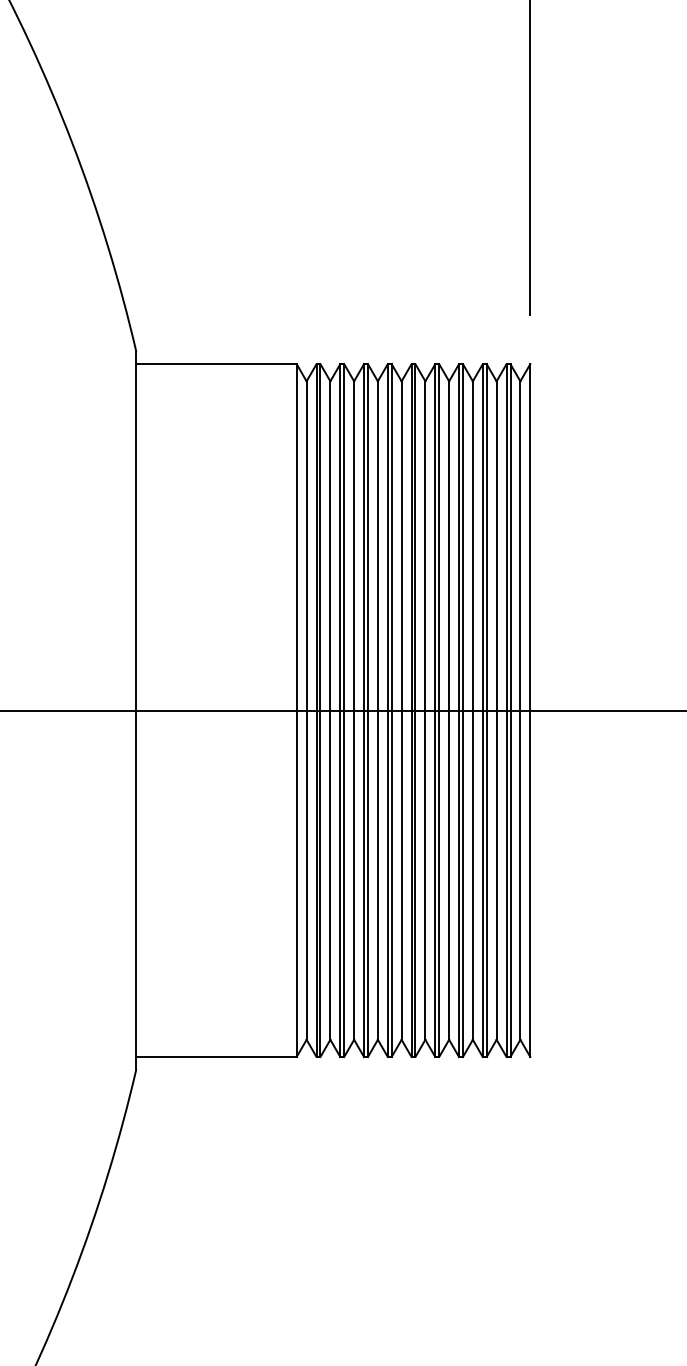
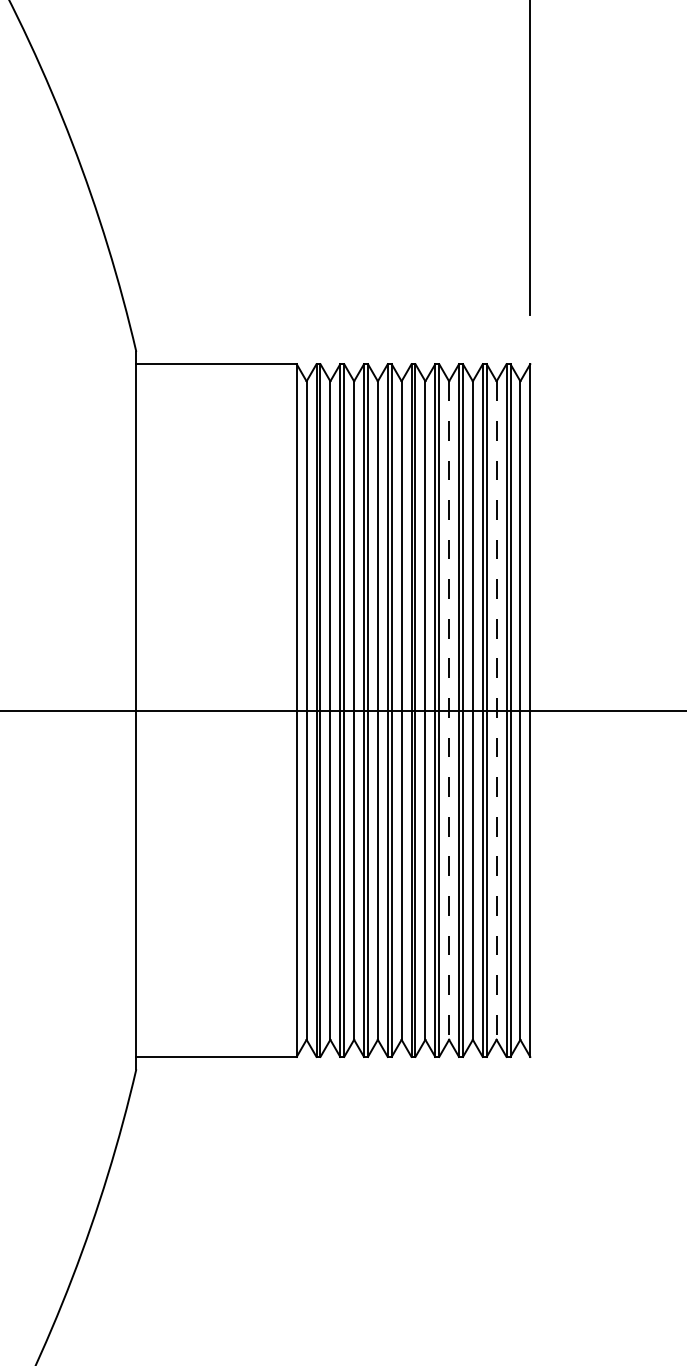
line: solid -> dashed (449, 711)
line: solid -> dashed (496, 711)
